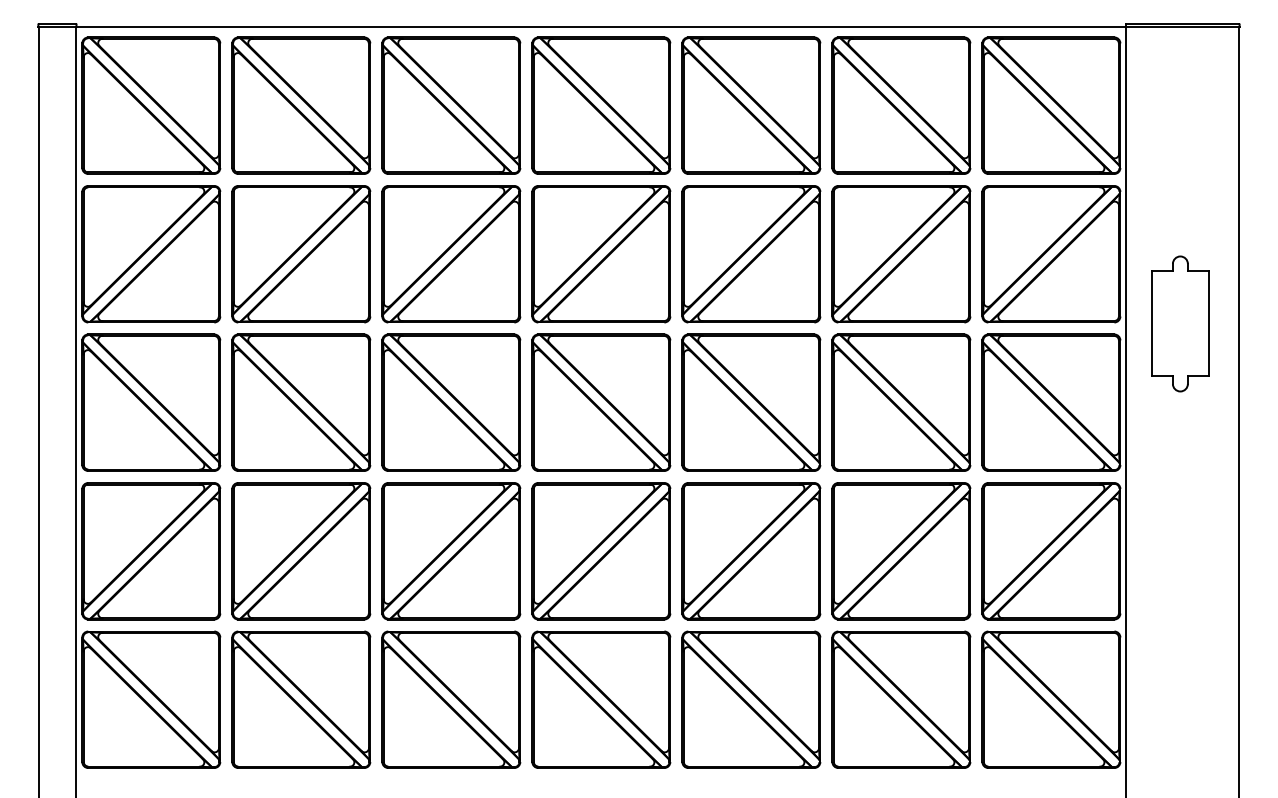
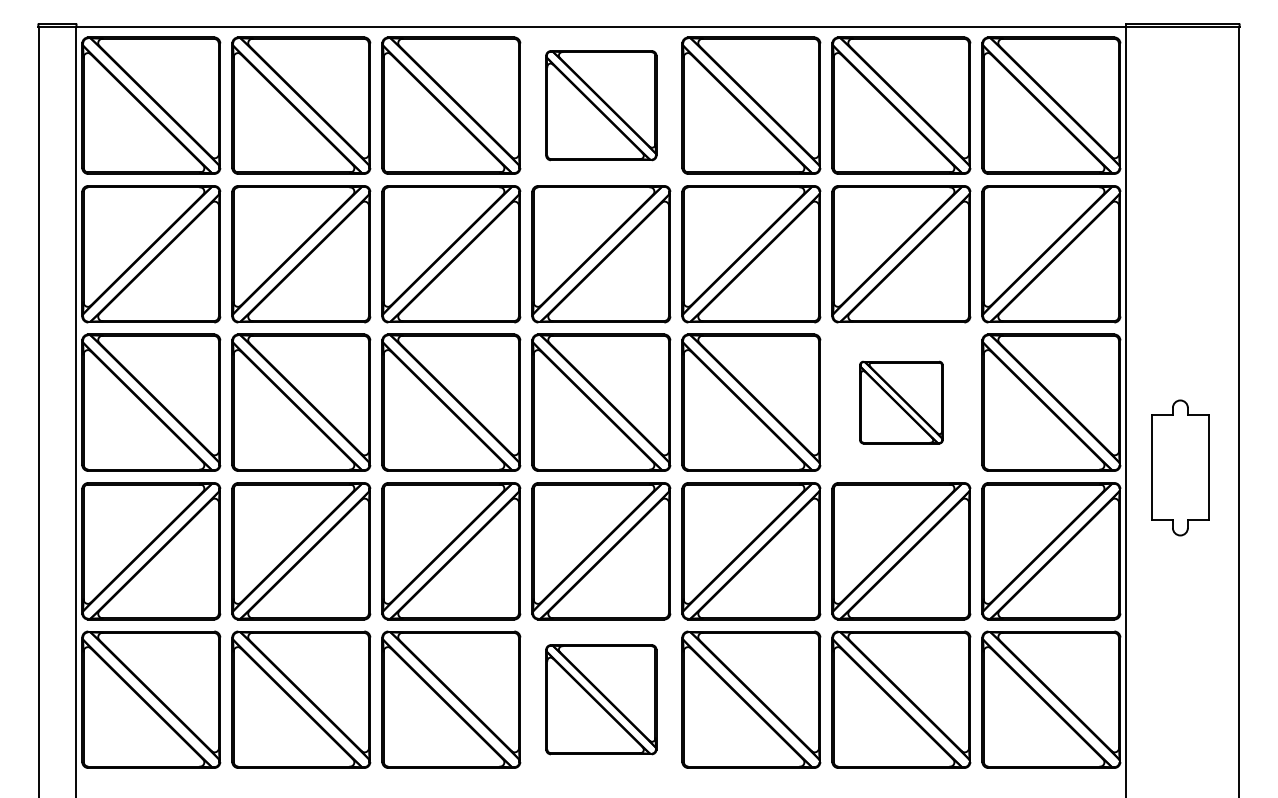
part size: 141x139 px -> 113x112 px (601, 105)
part position: (1180, 323) -> (1180, 467) (1180, 467)
part size: 141x139 px -> 85x85 px (901, 402)
part size: 141x139 px -> 113x112 px (601, 699)
